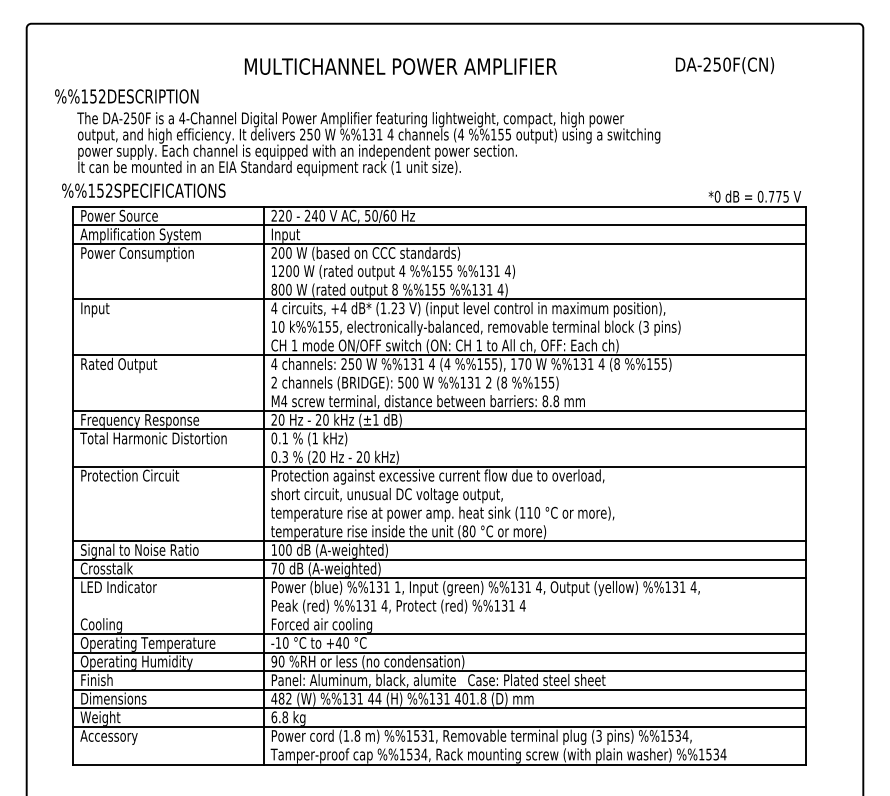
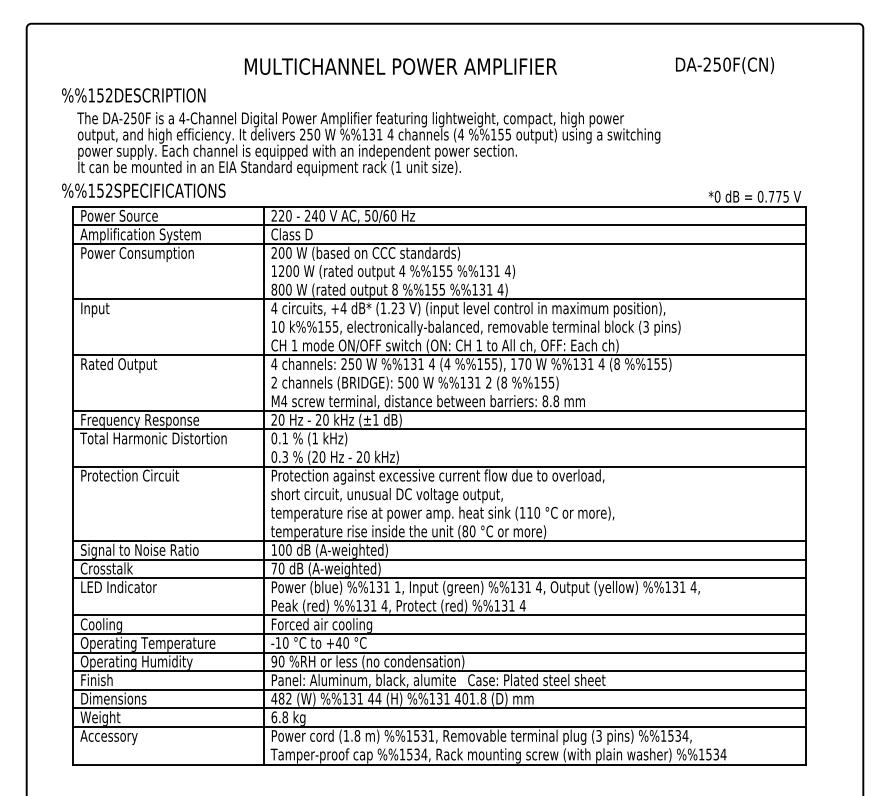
text position: (126, 96) -> (133, 95) (133, 95)
text: Input -> Class D (291, 235)
line: none -> present (439, 615)
